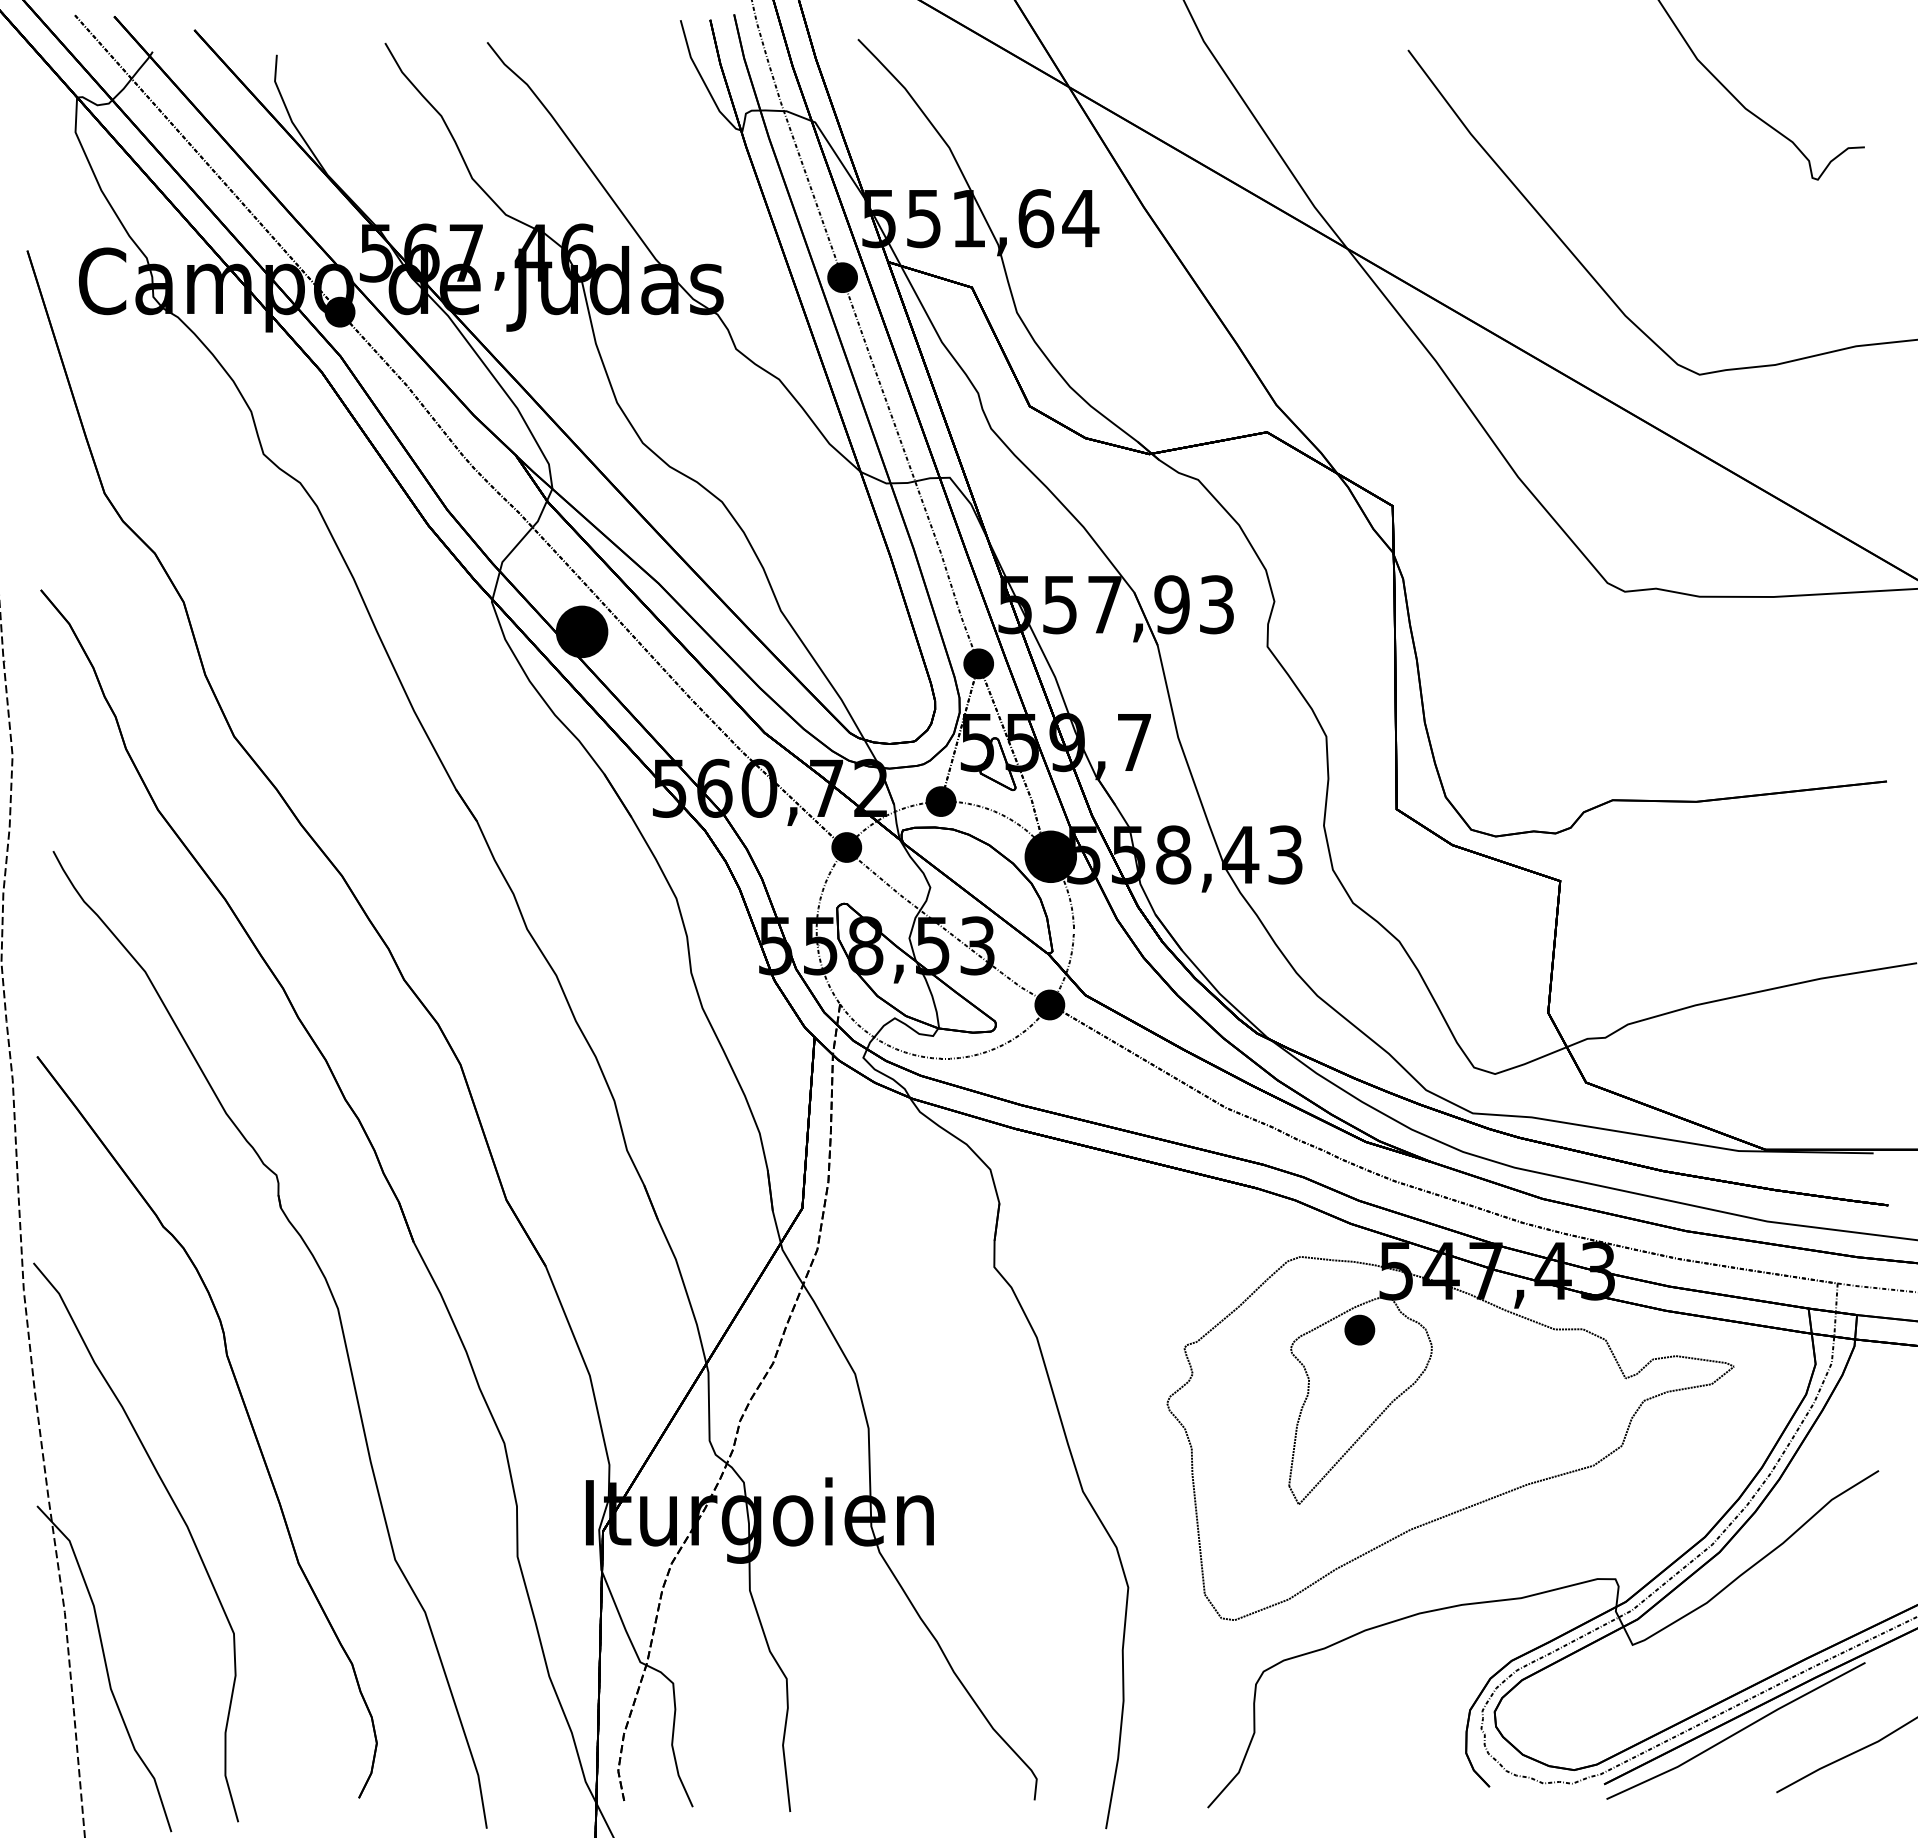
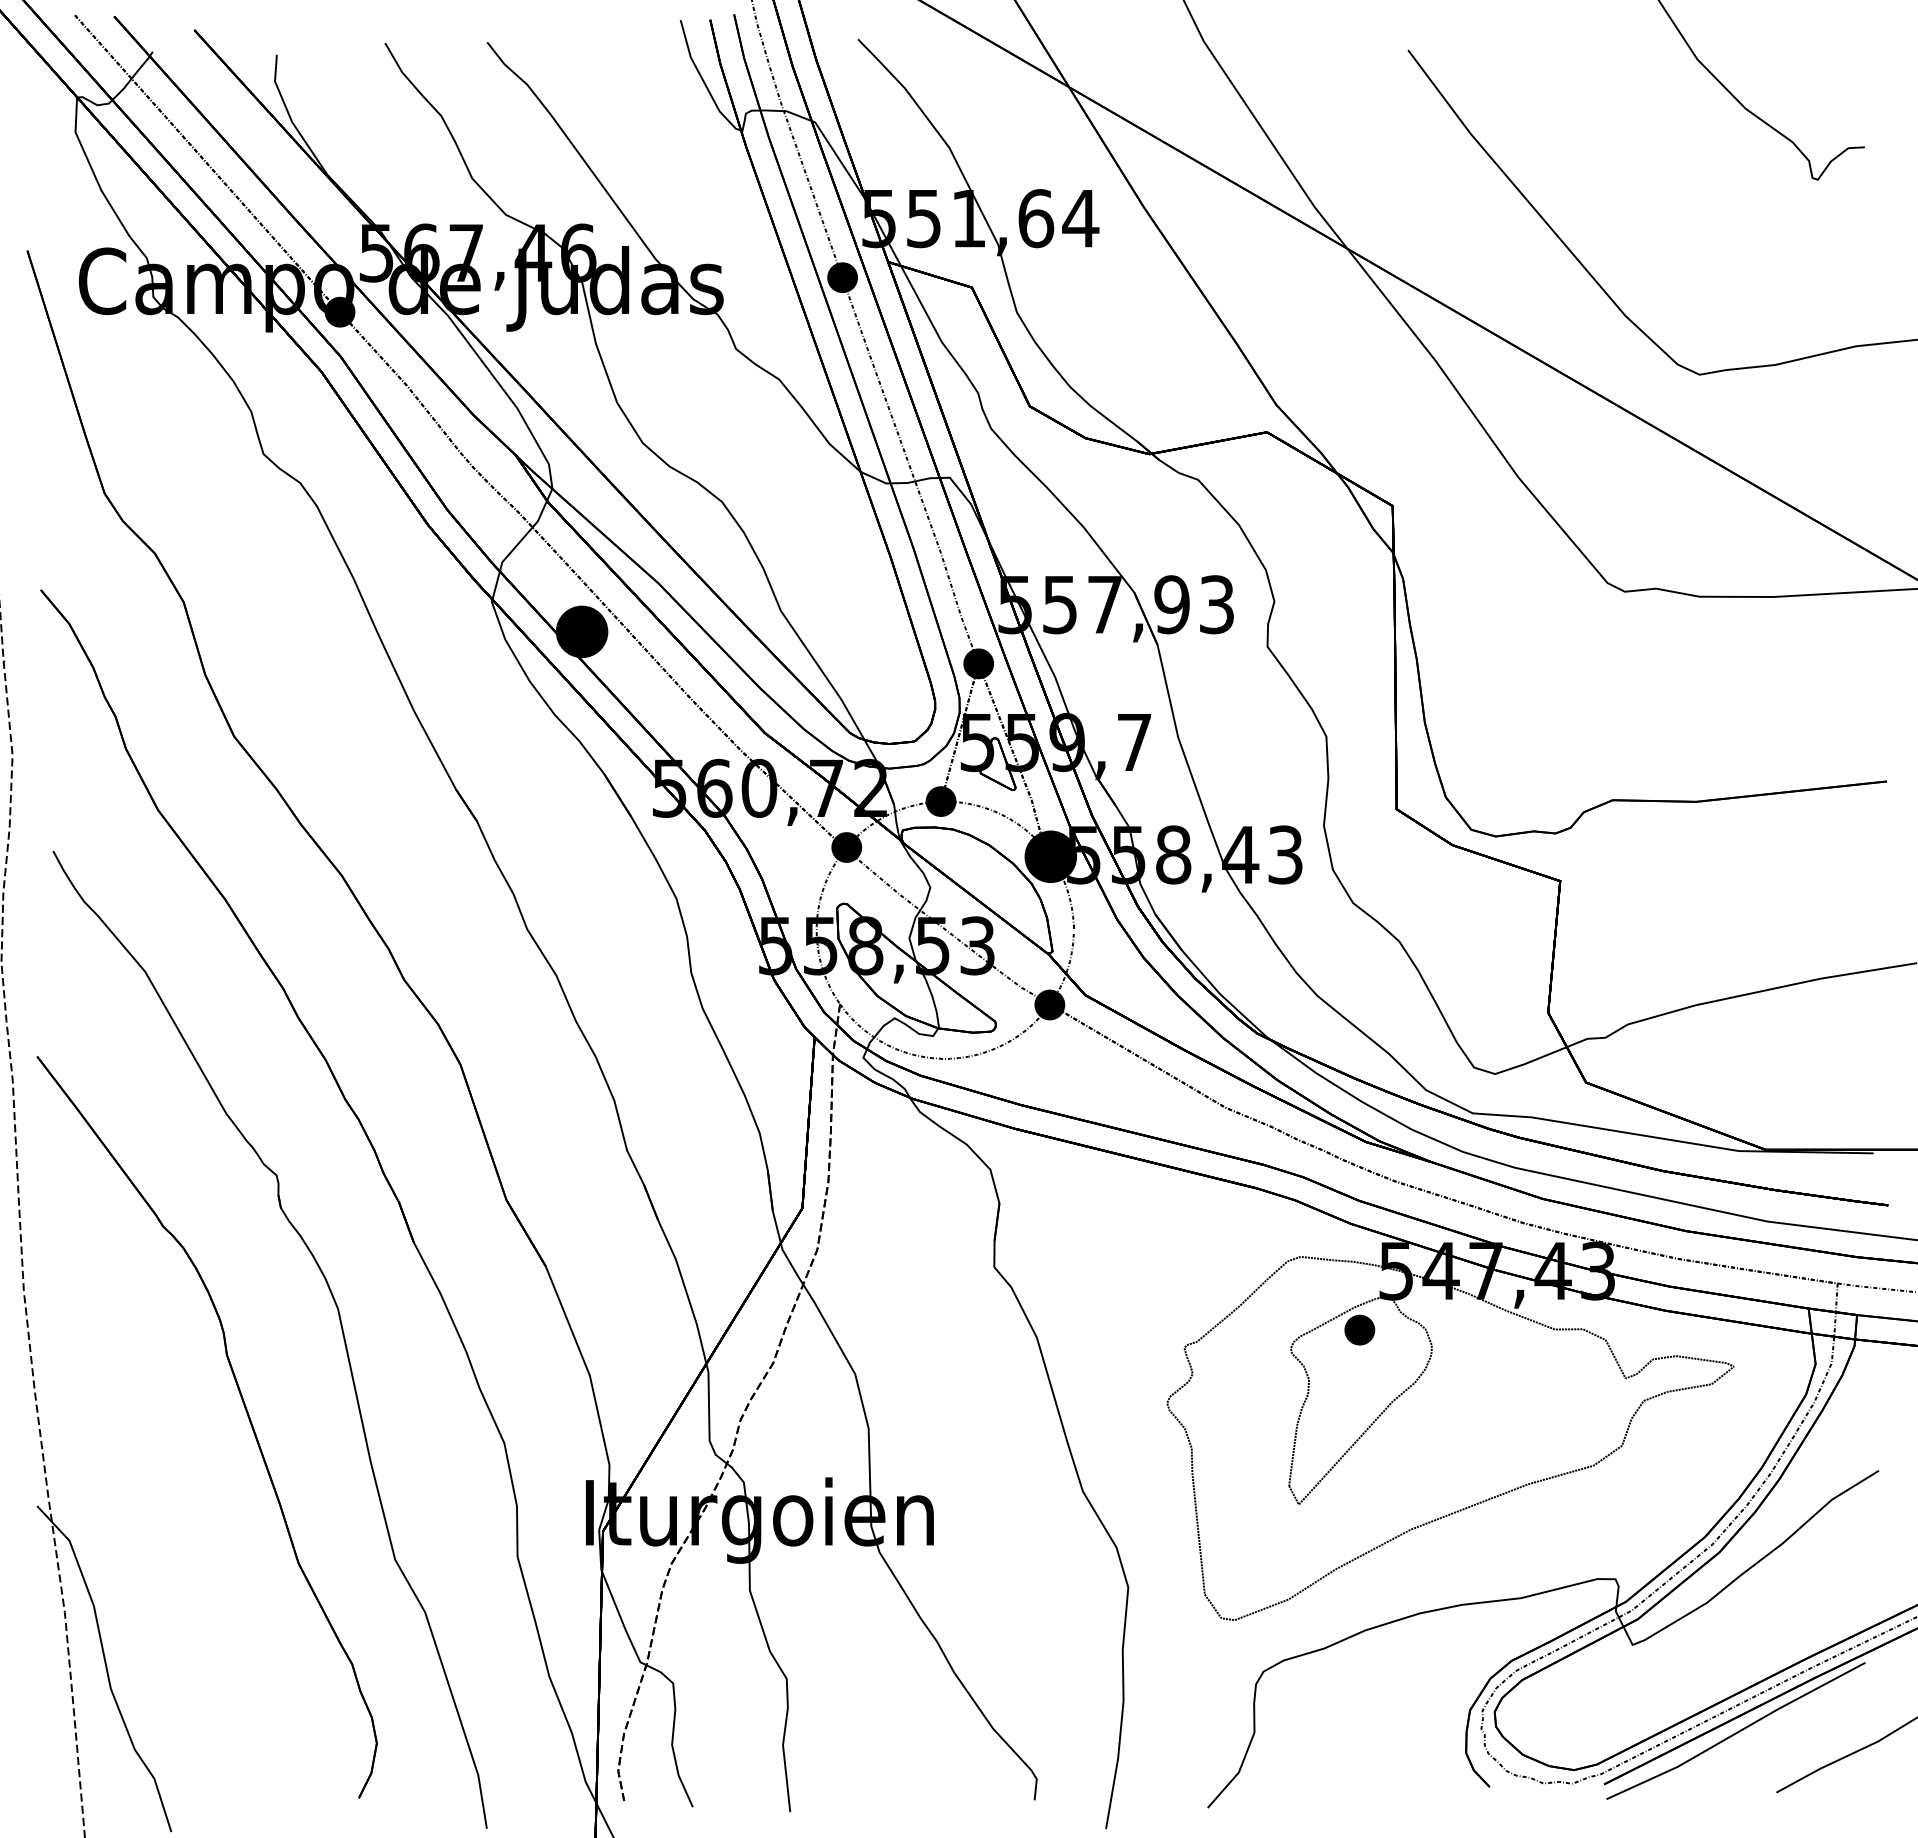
curve: present -> none (181, 1518)
